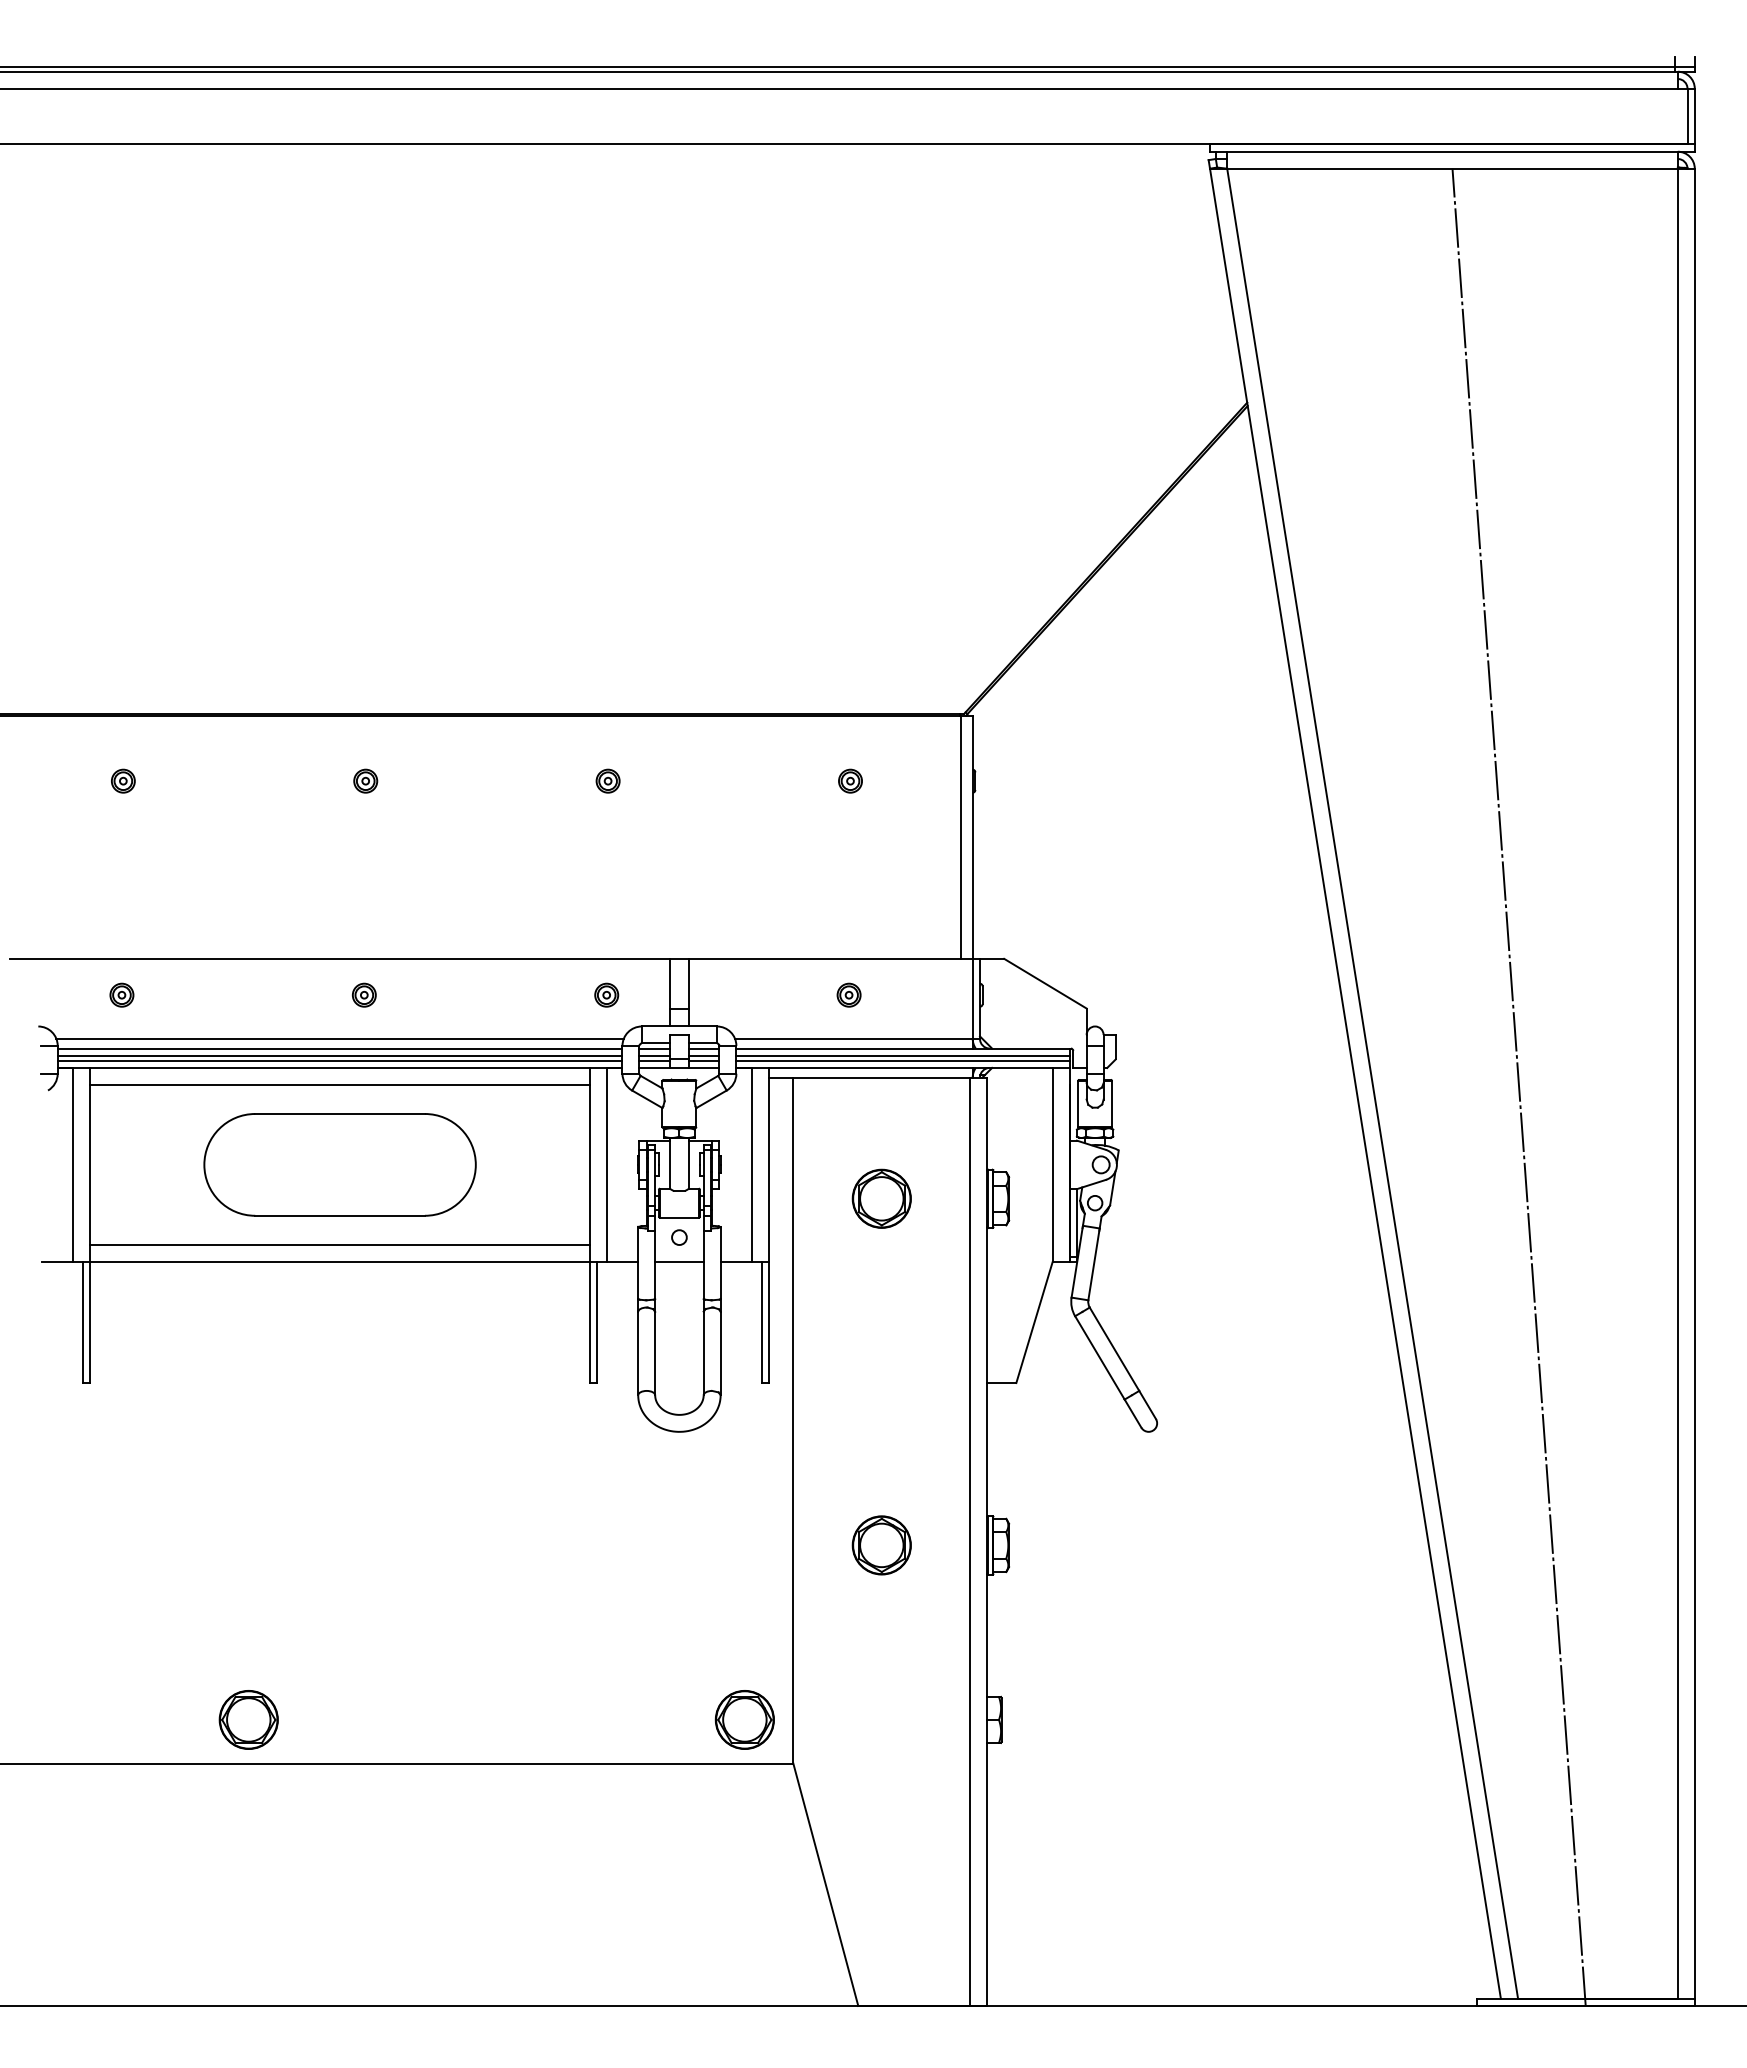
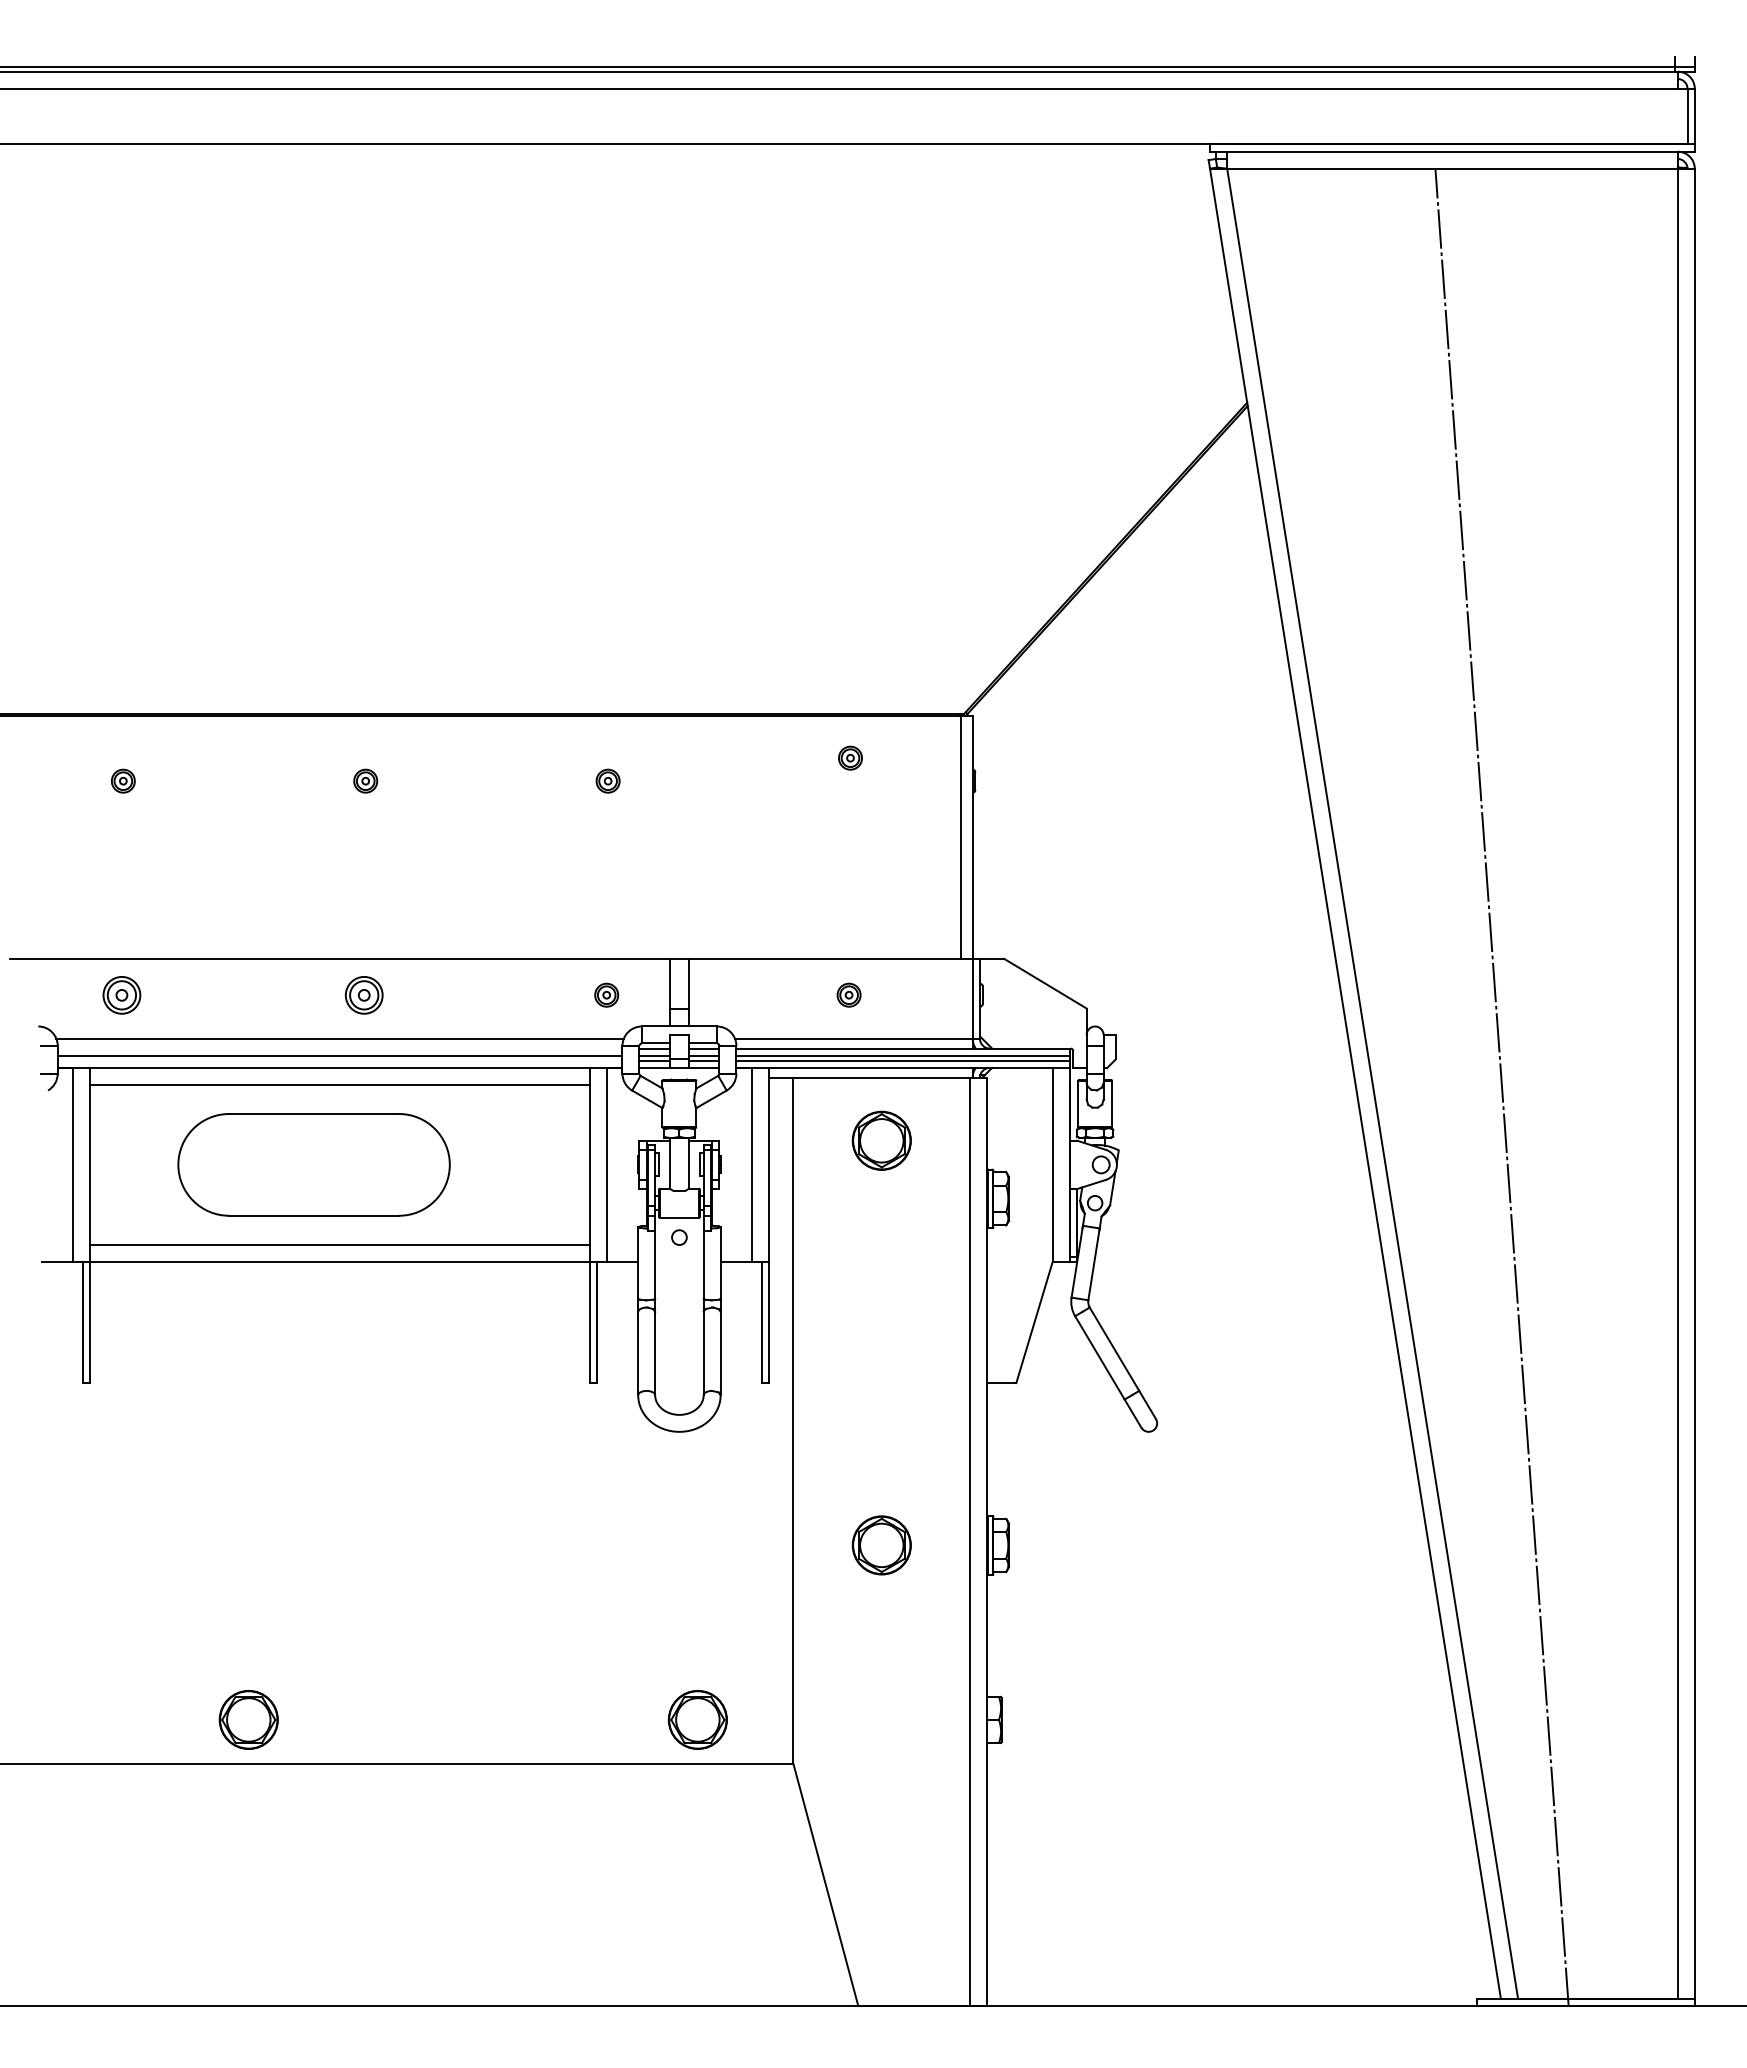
part position: (850, 780) -> (850, 757) (850, 757)
part size: 26x26 px -> 40x39 px (121, 995)
part size: 25x26 px -> 40x39 px (363, 995)
line: present -> none (339, 1048)
line: present -> none (339, 1060)
line position: (1518, 1086) -> (1501, 1087) (1501, 1087)
part position: (339, 1164) -> (313, 1164) (313, 1164)
part position: (881, 1198) -> (881, 1140) (881, 1140)
line: present -> none (679, 1261)
part position: (744, 1719) -> (697, 1719) (697, 1719)
